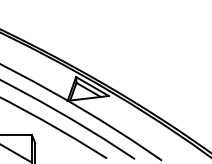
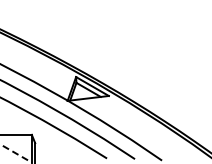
line: solid -> dashed (16, 153)
